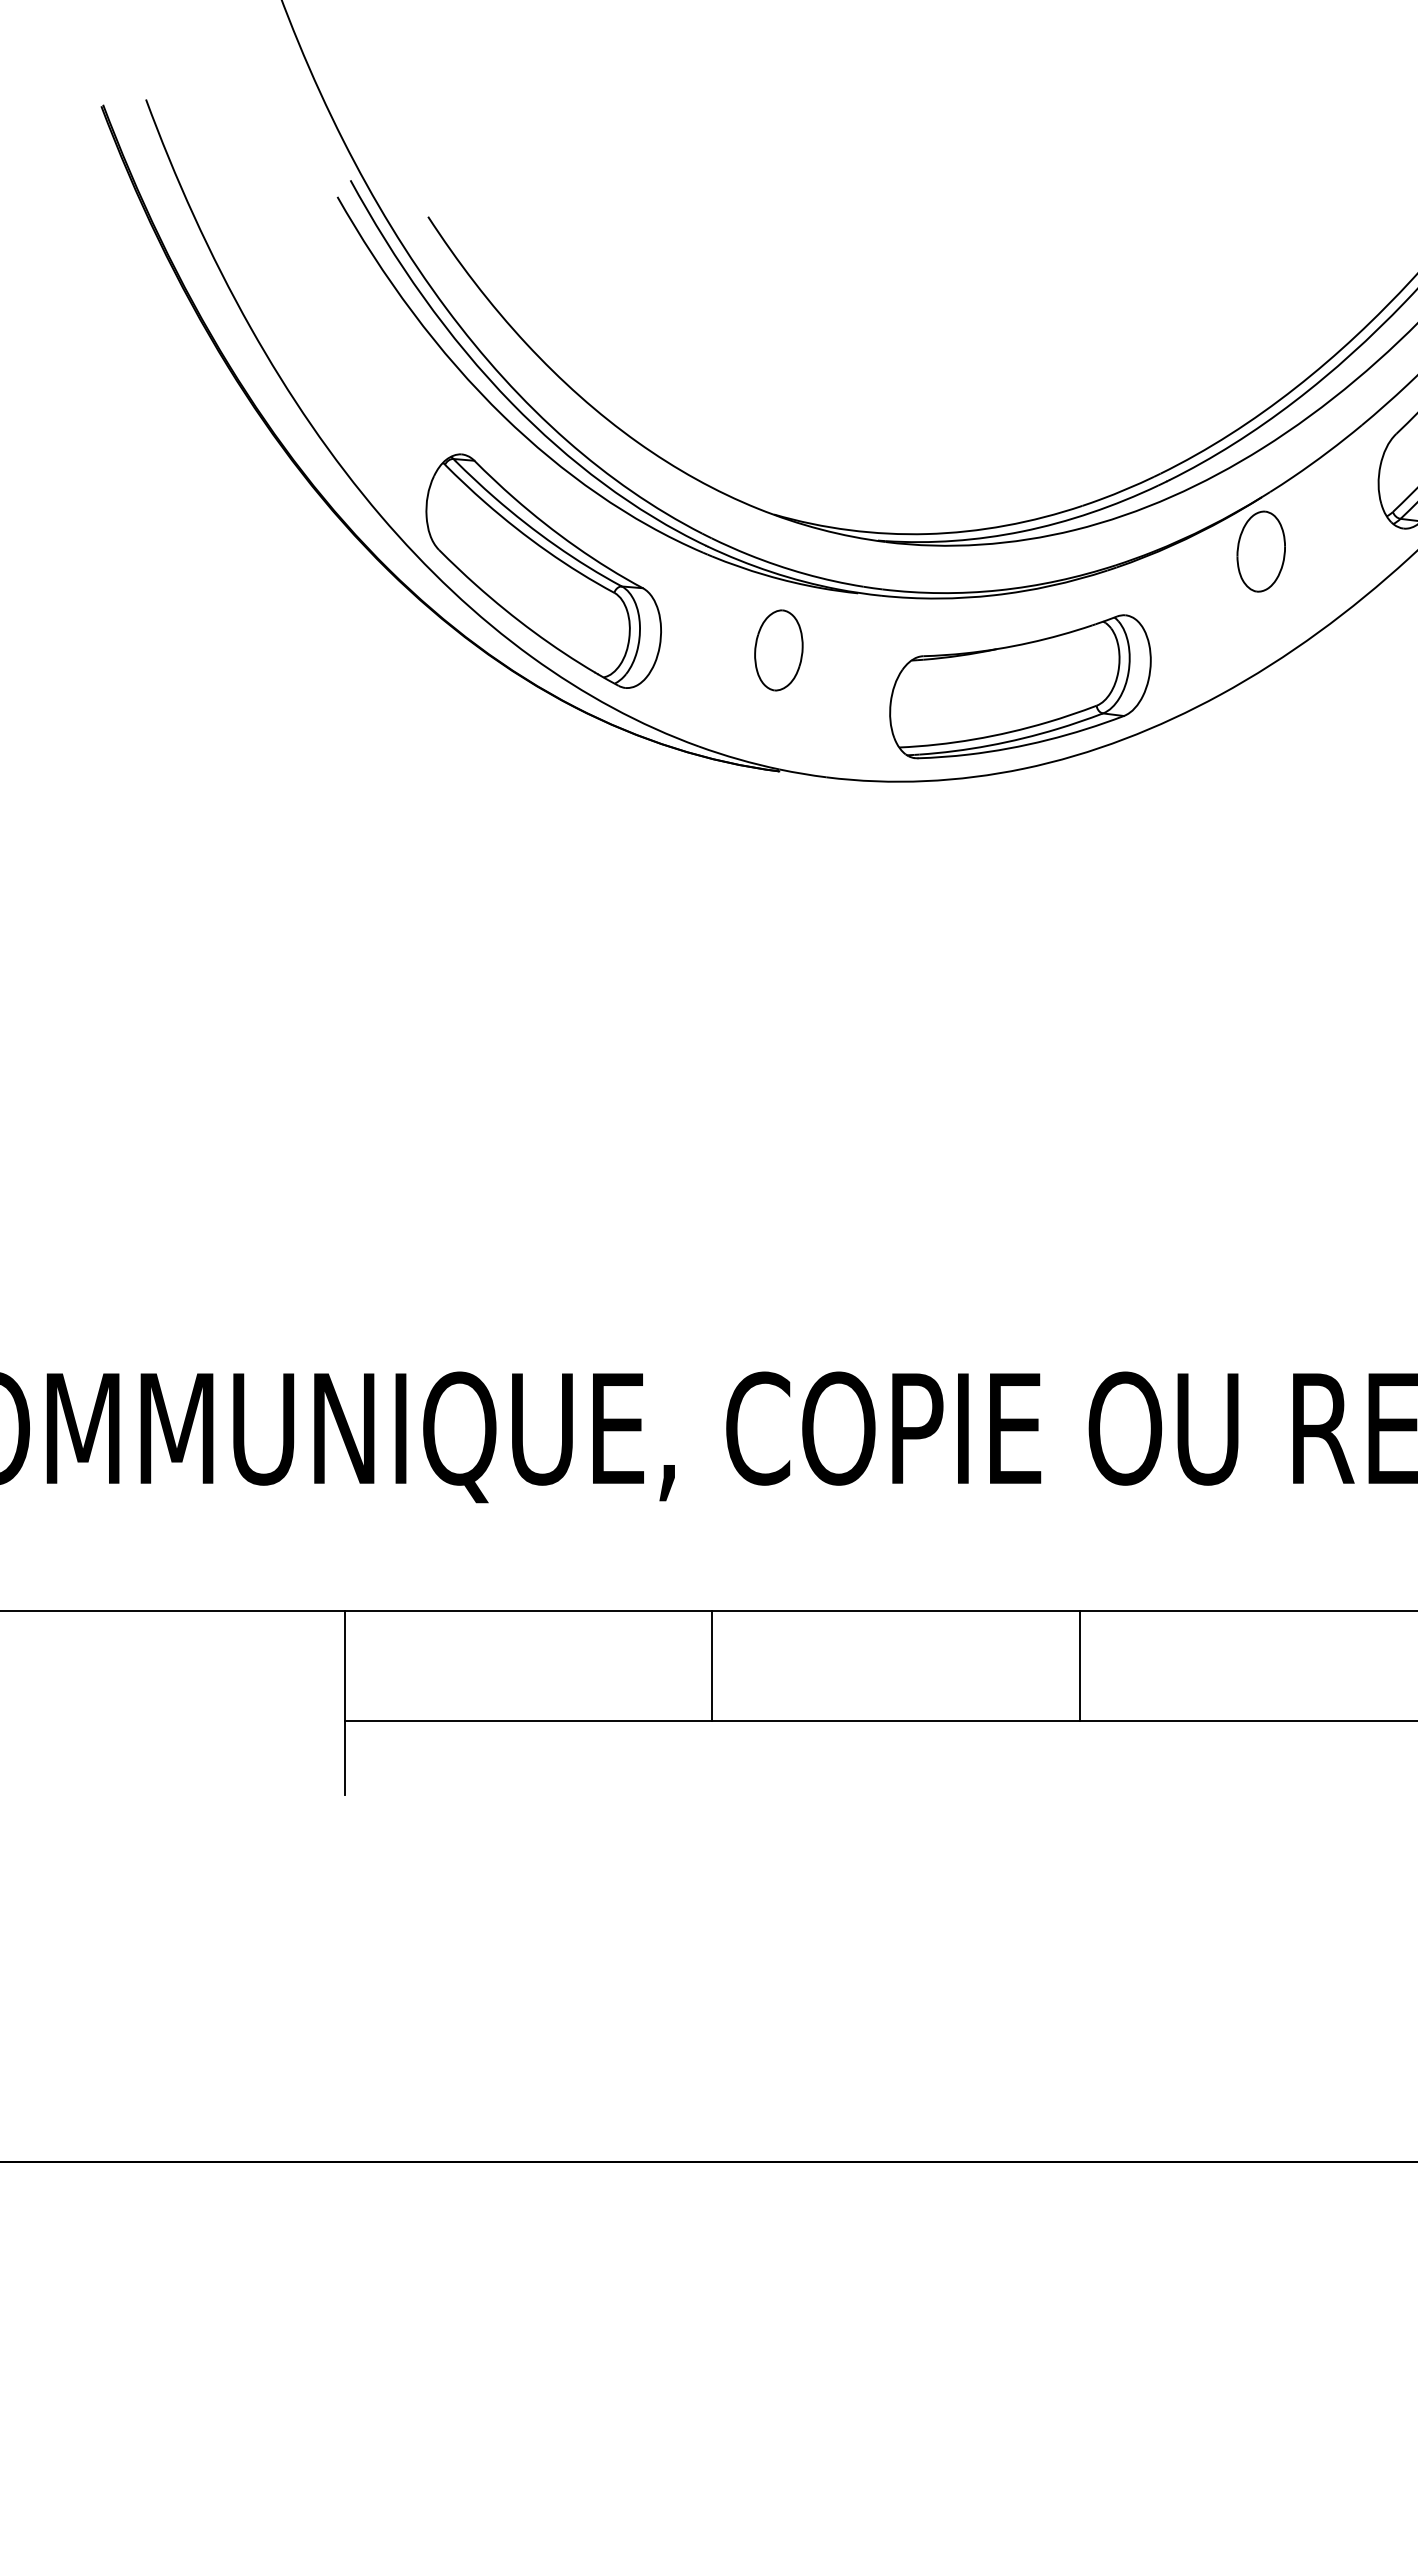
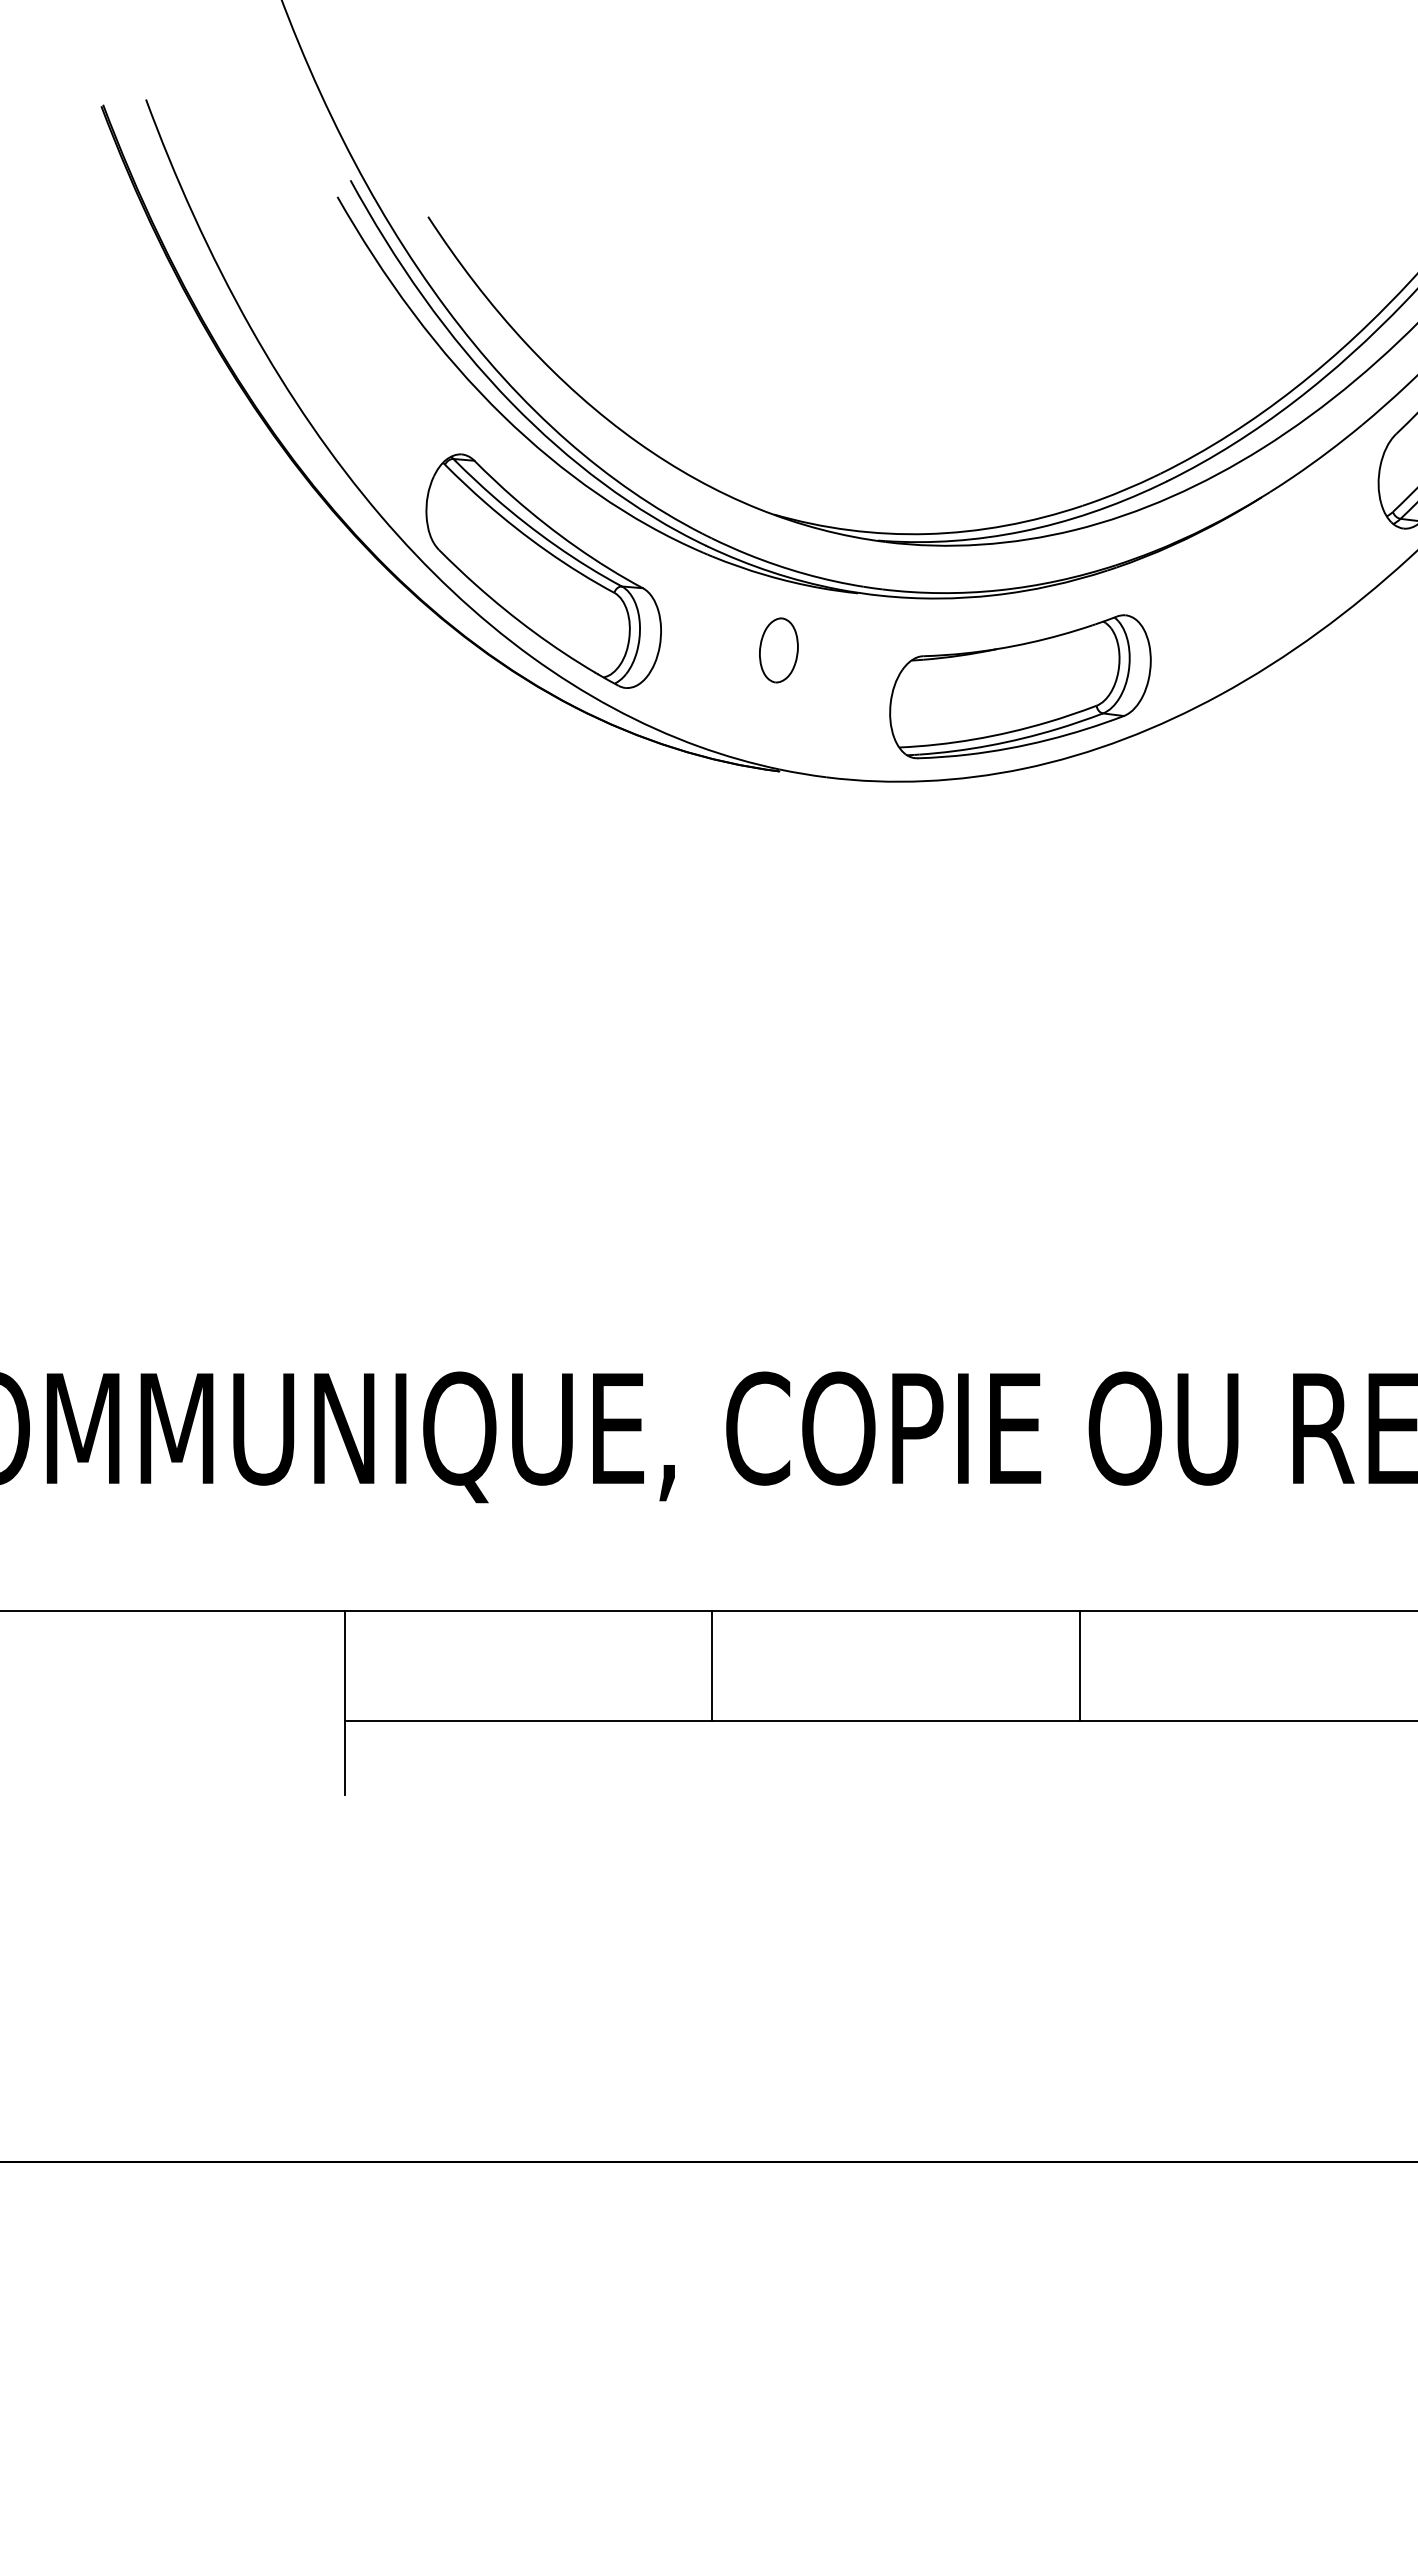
part: present -> none (1260, 551)
part size: 50x83 px -> 40x67 px (778, 650)
